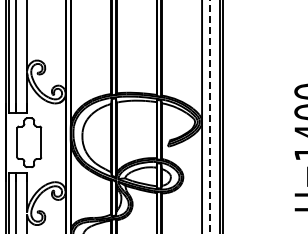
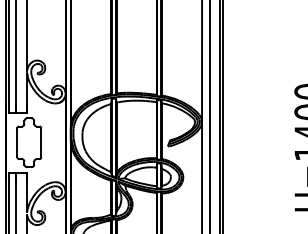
line: dashed -> solid (210, 117)
